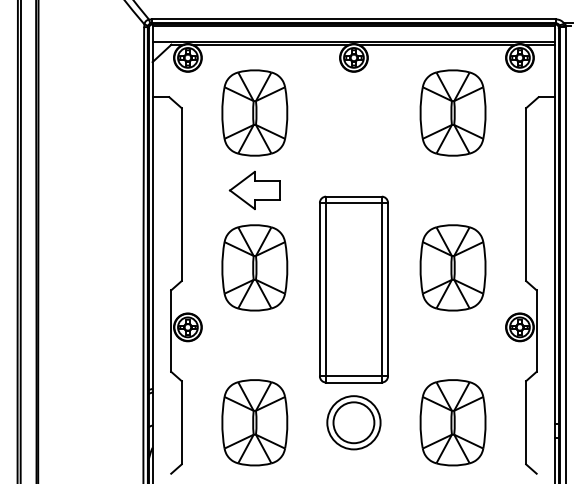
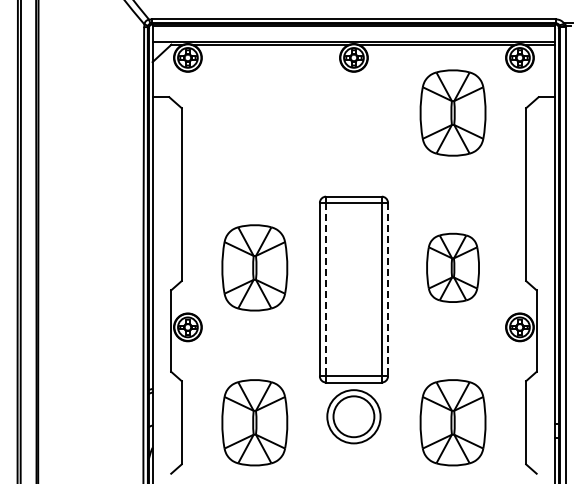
part: present -> none (254, 112)
part: present -> none (254, 190)
part size: 68x88 px -> 54x71 px (452, 267)
line: solid -> dashed (326, 289)
line: solid -> dashed (388, 289)
part position: (353, 422) -> (353, 416) (353, 416)
